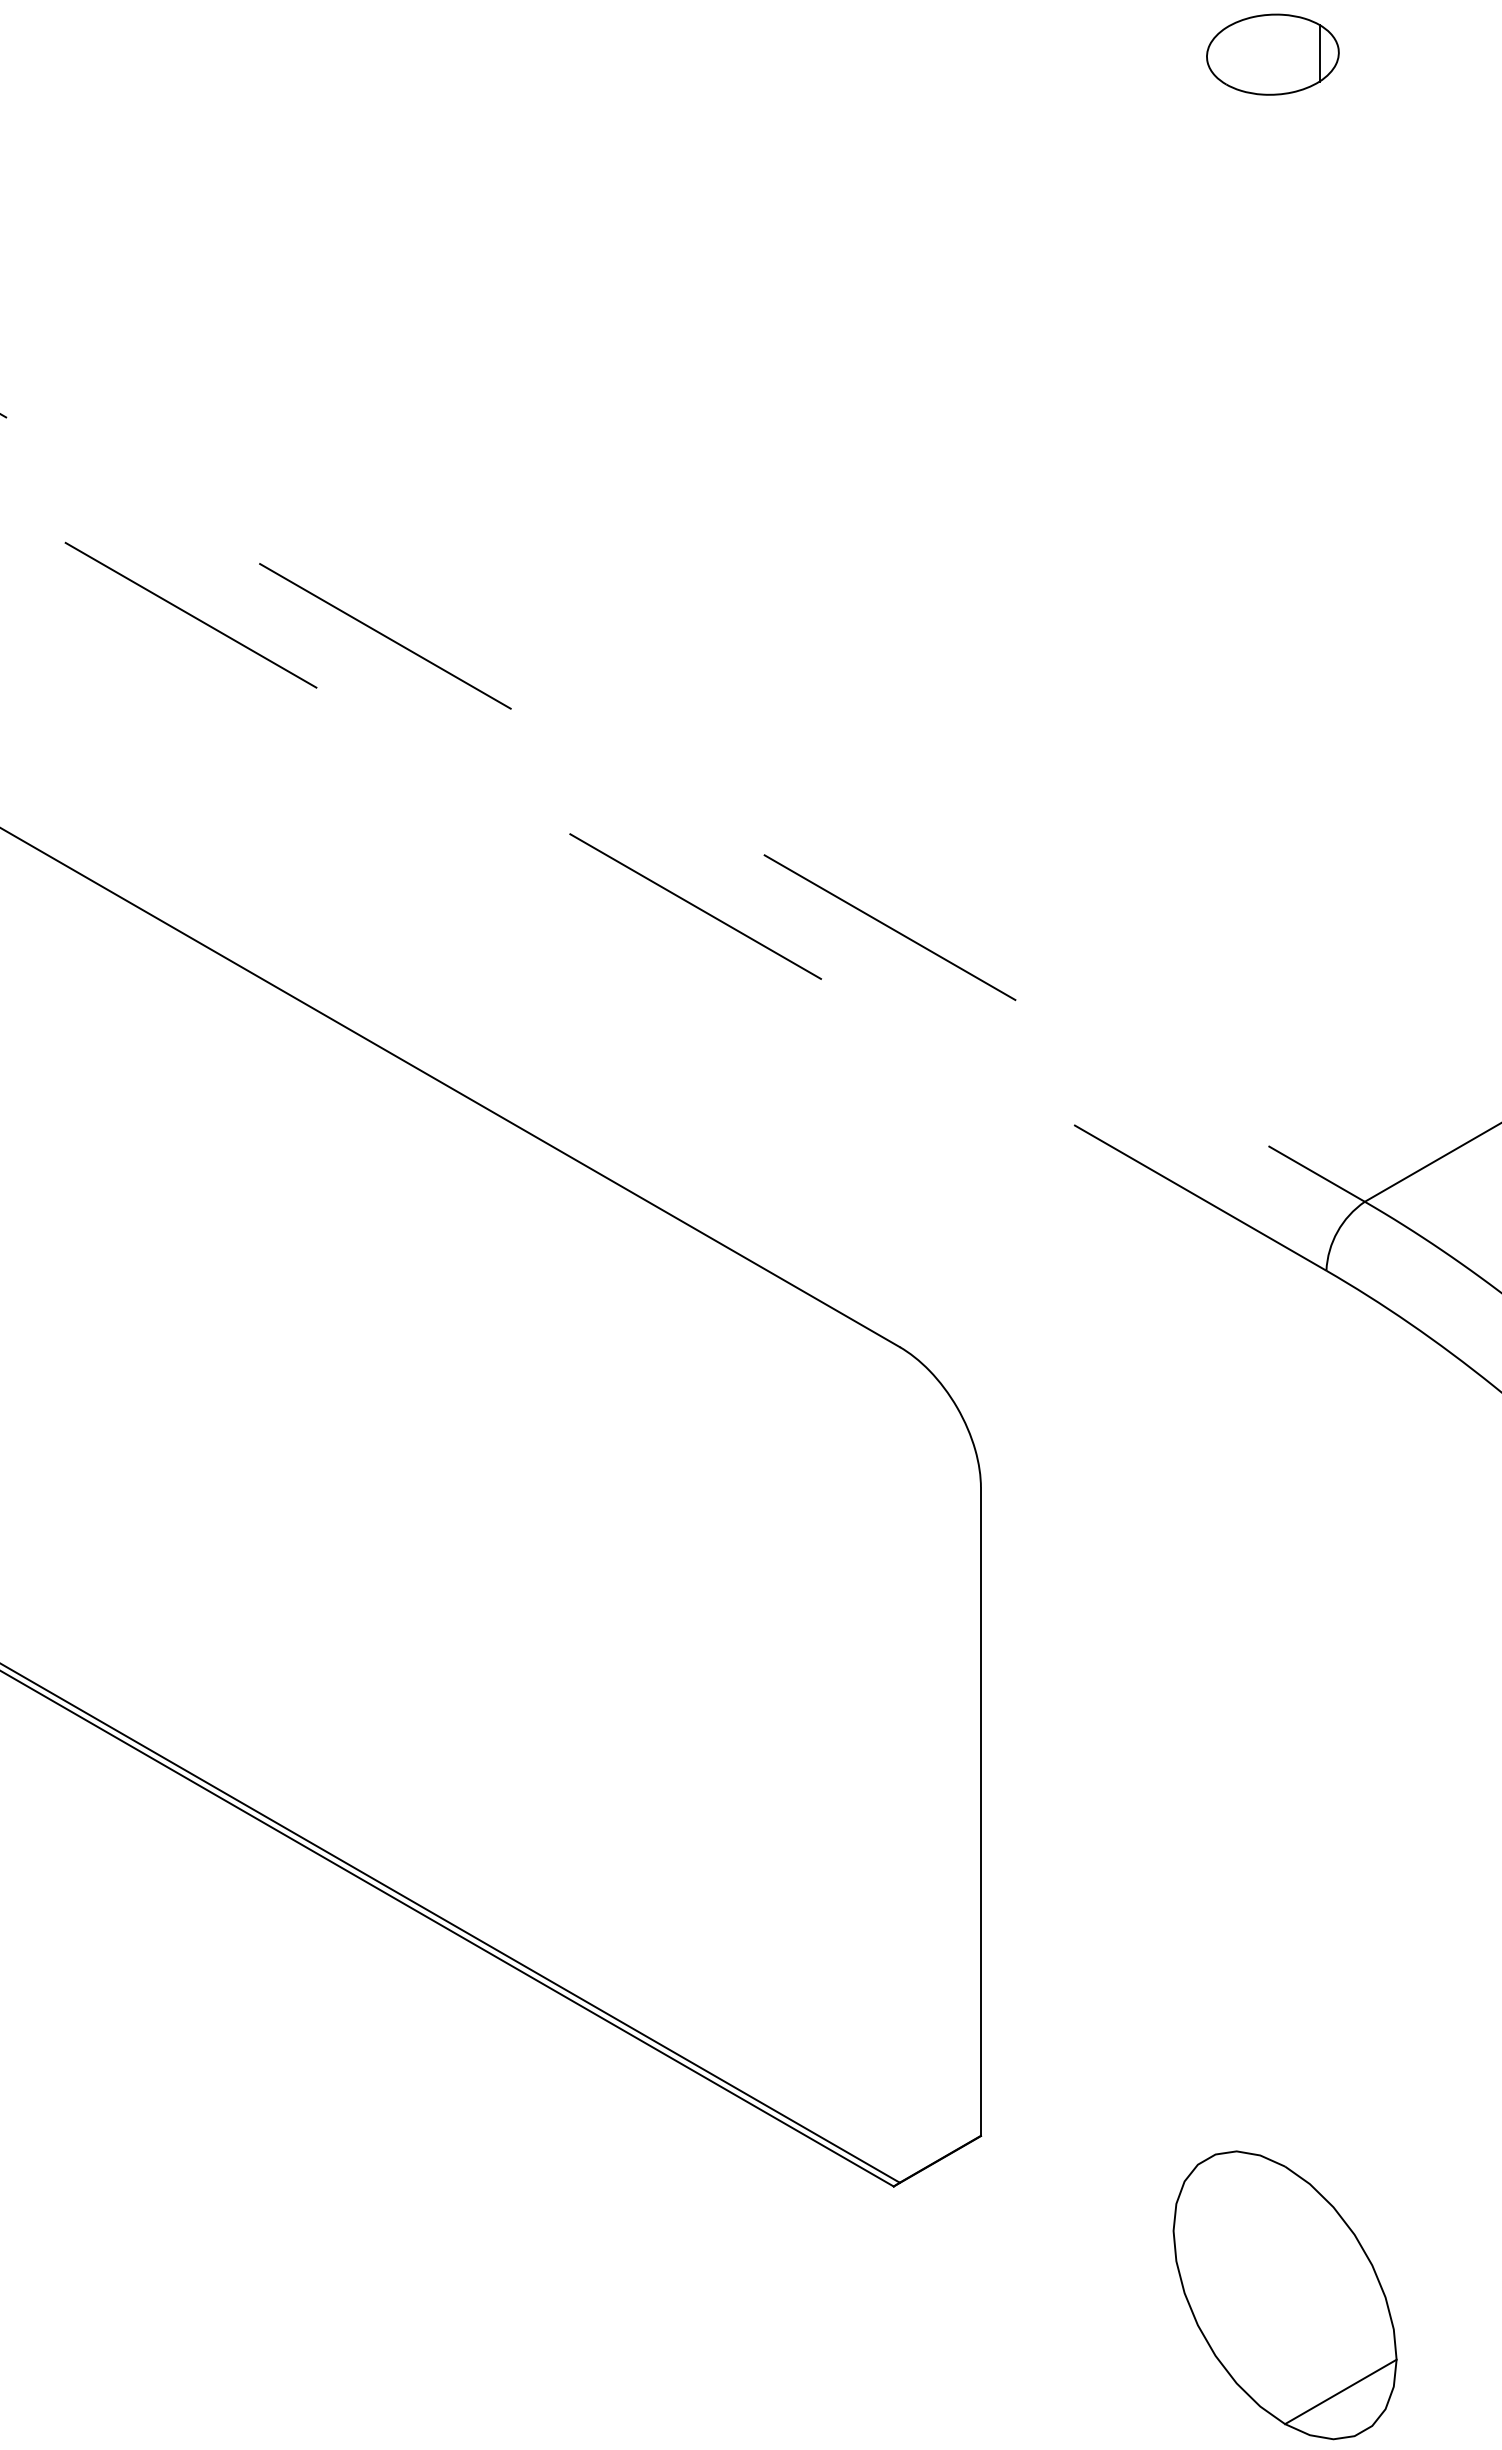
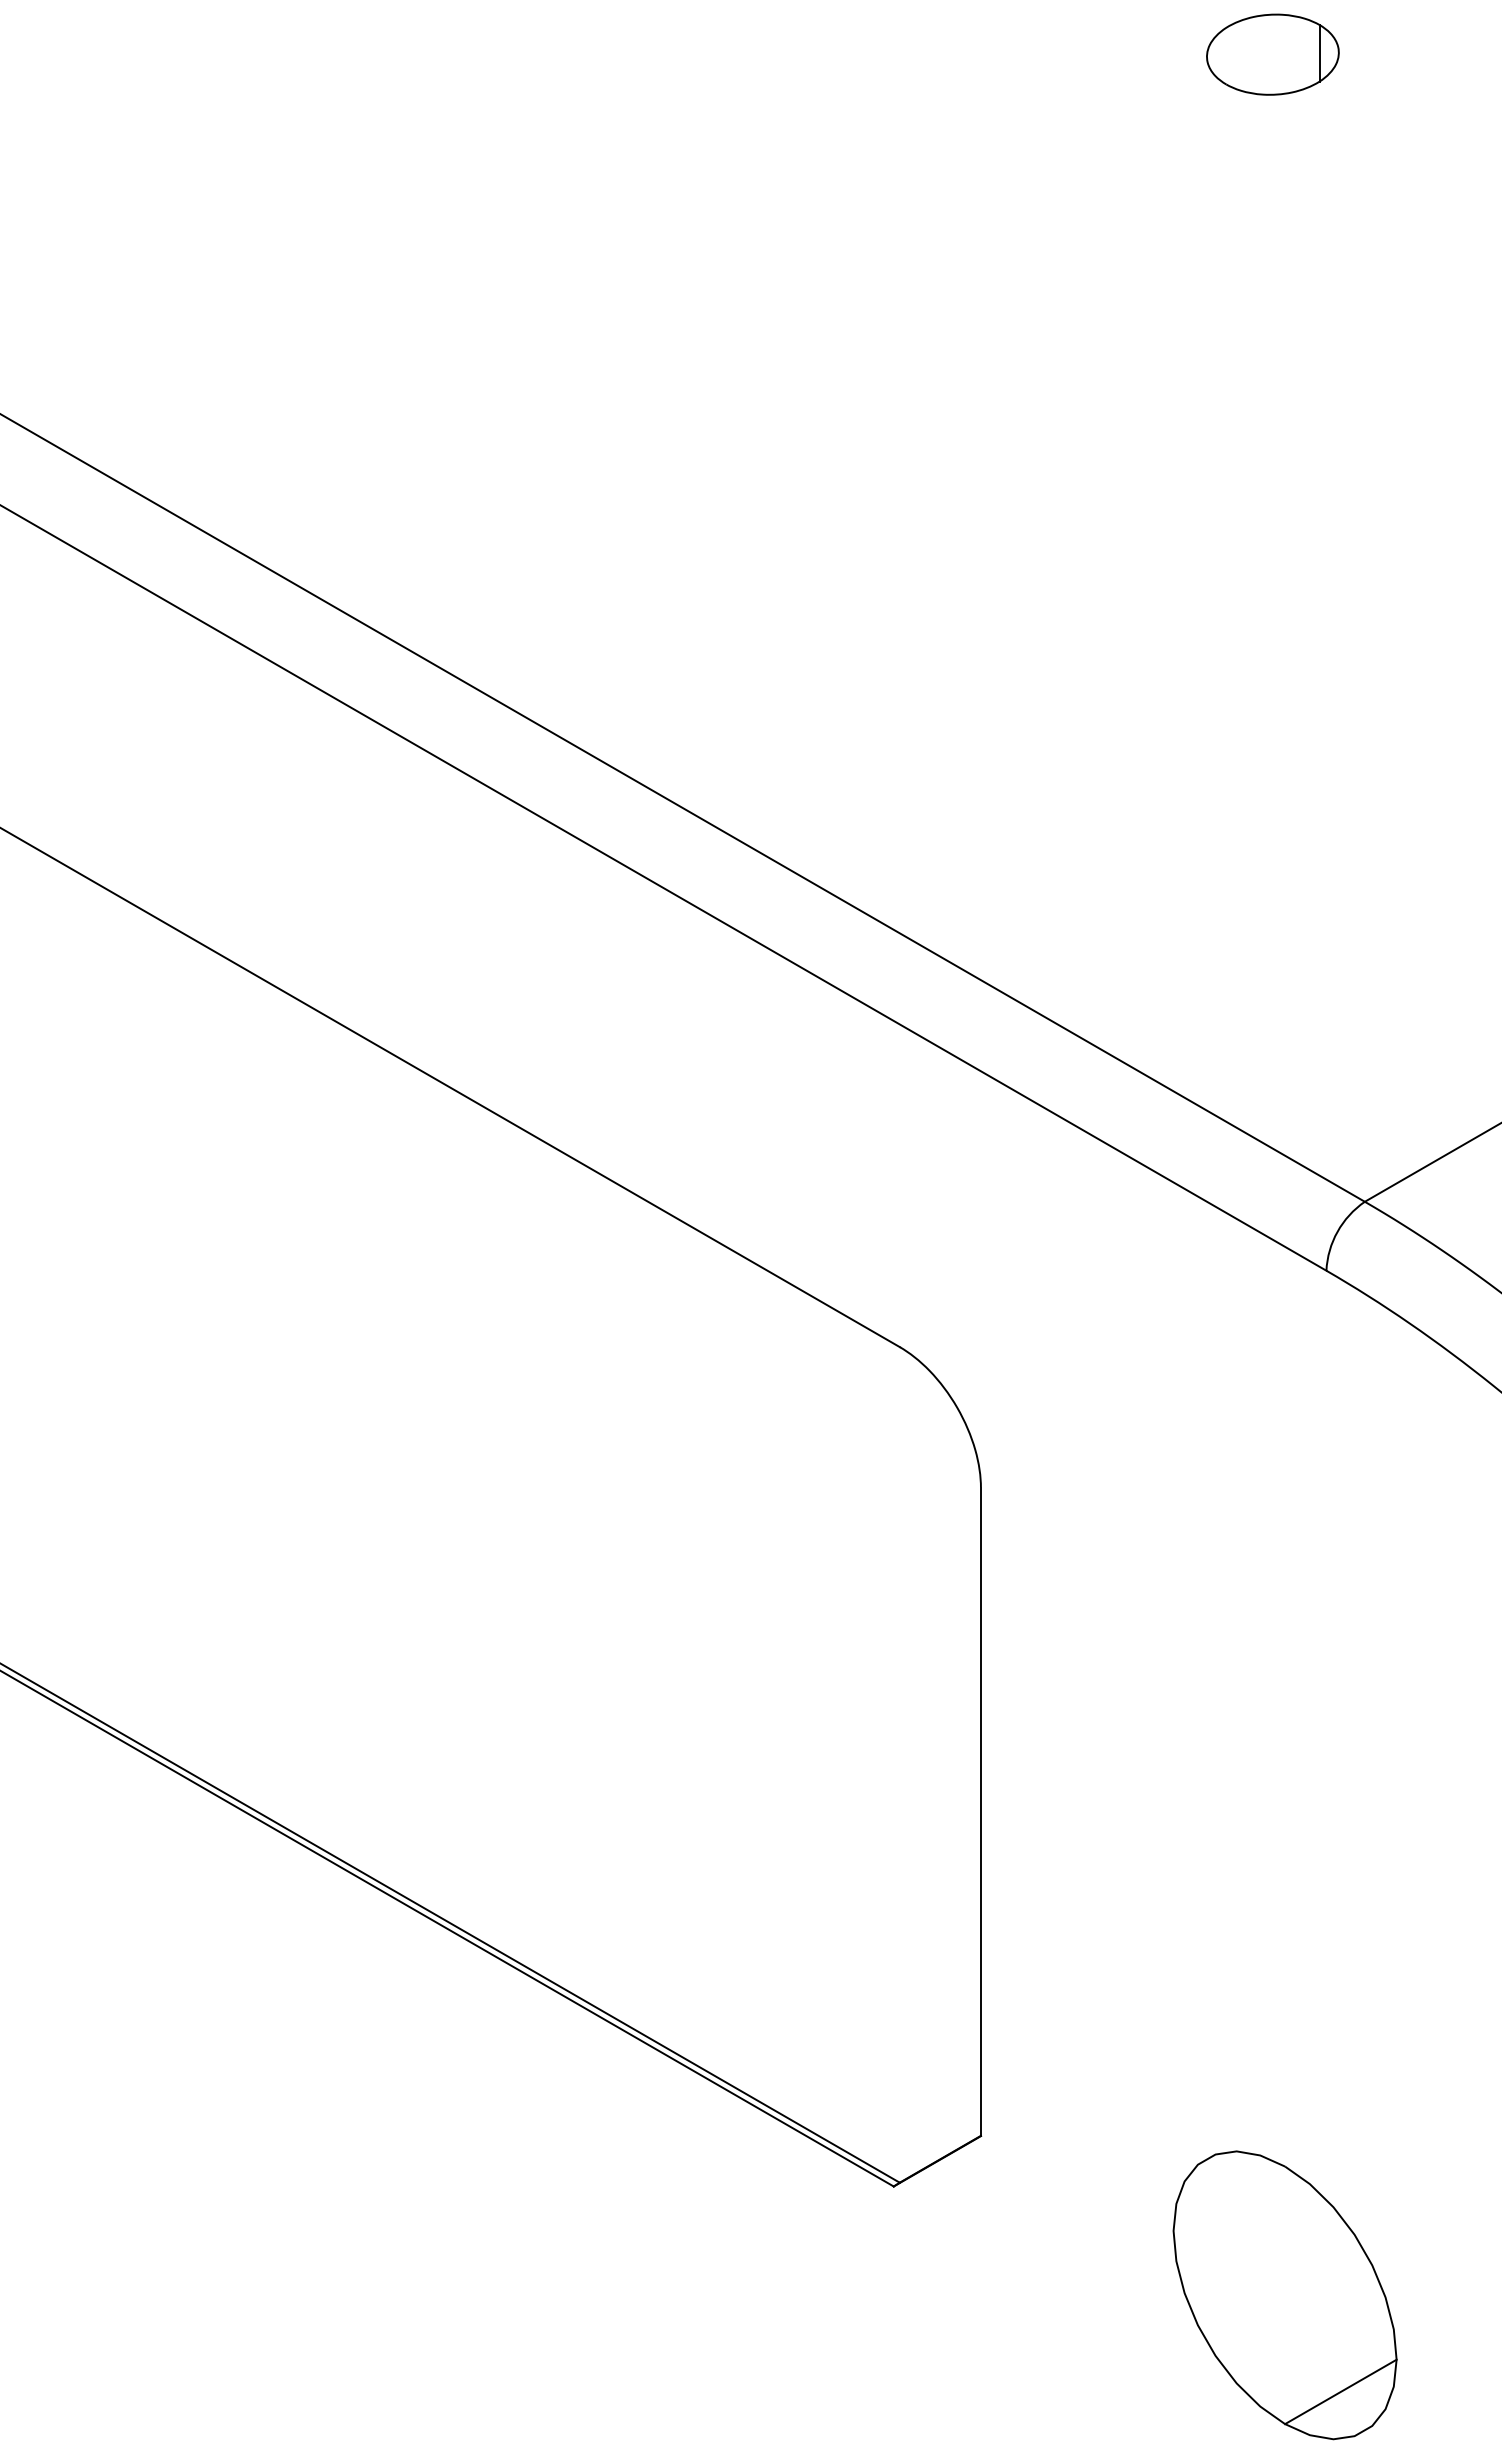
line: dashed -> solid (682, 807)
line: dashed -> solid (663, 887)
